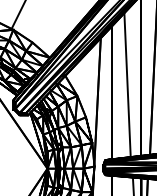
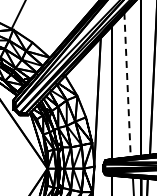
line: solid -> dashed (127, 85)
